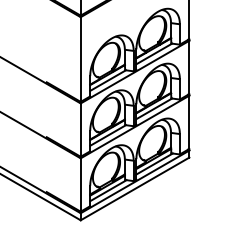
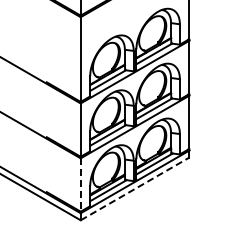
line: solid -> dashed (80, 185)
line: solid -> dashed (135, 188)
